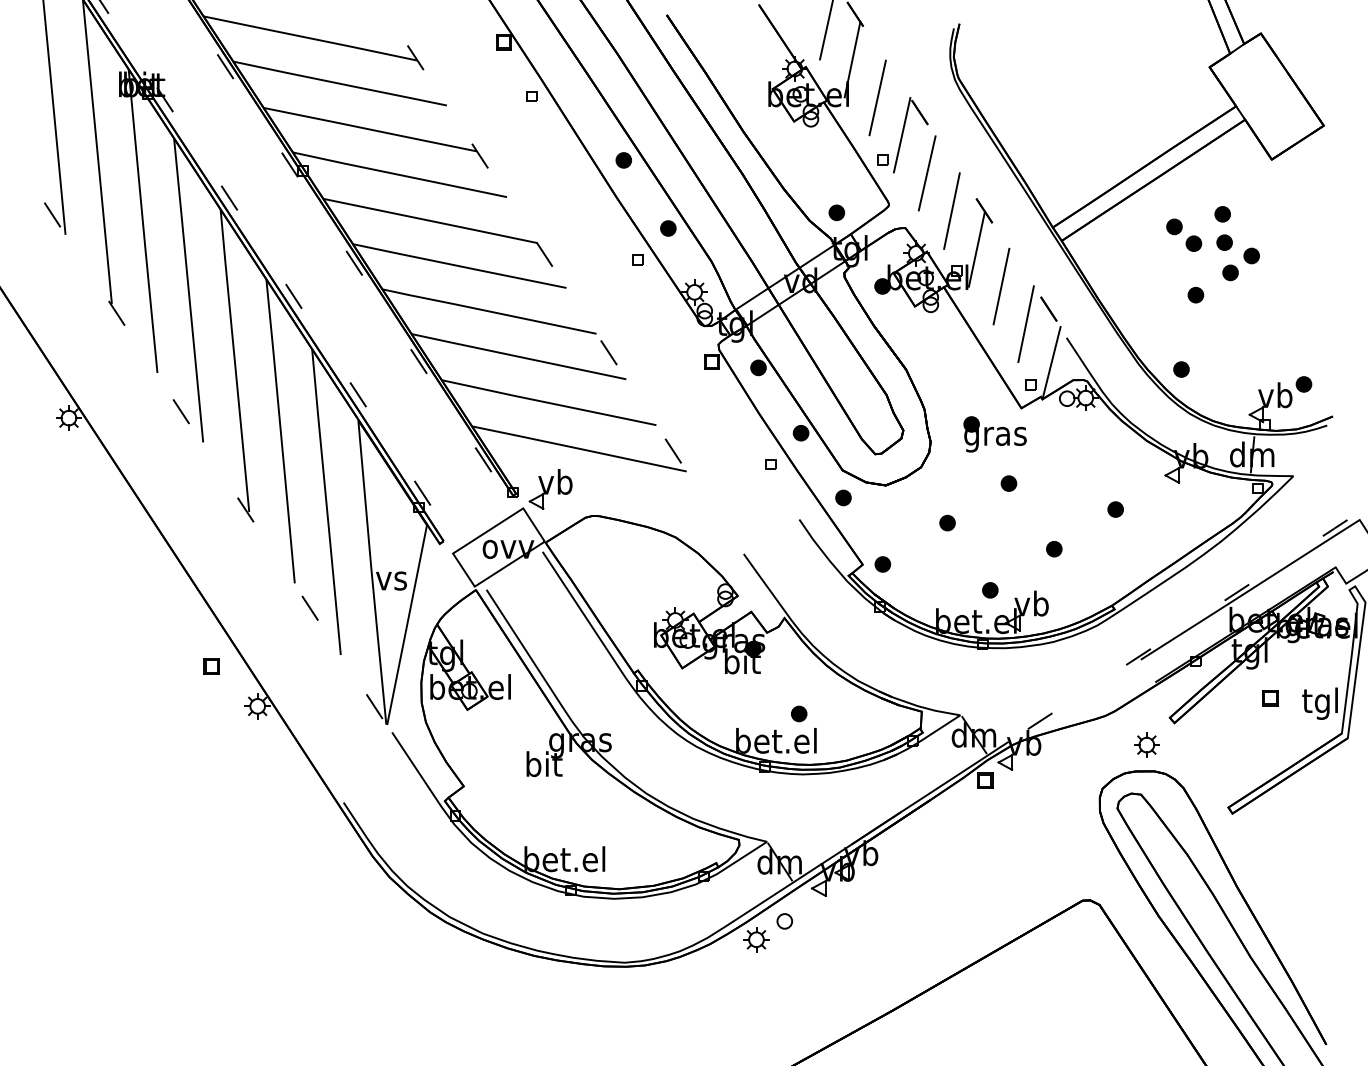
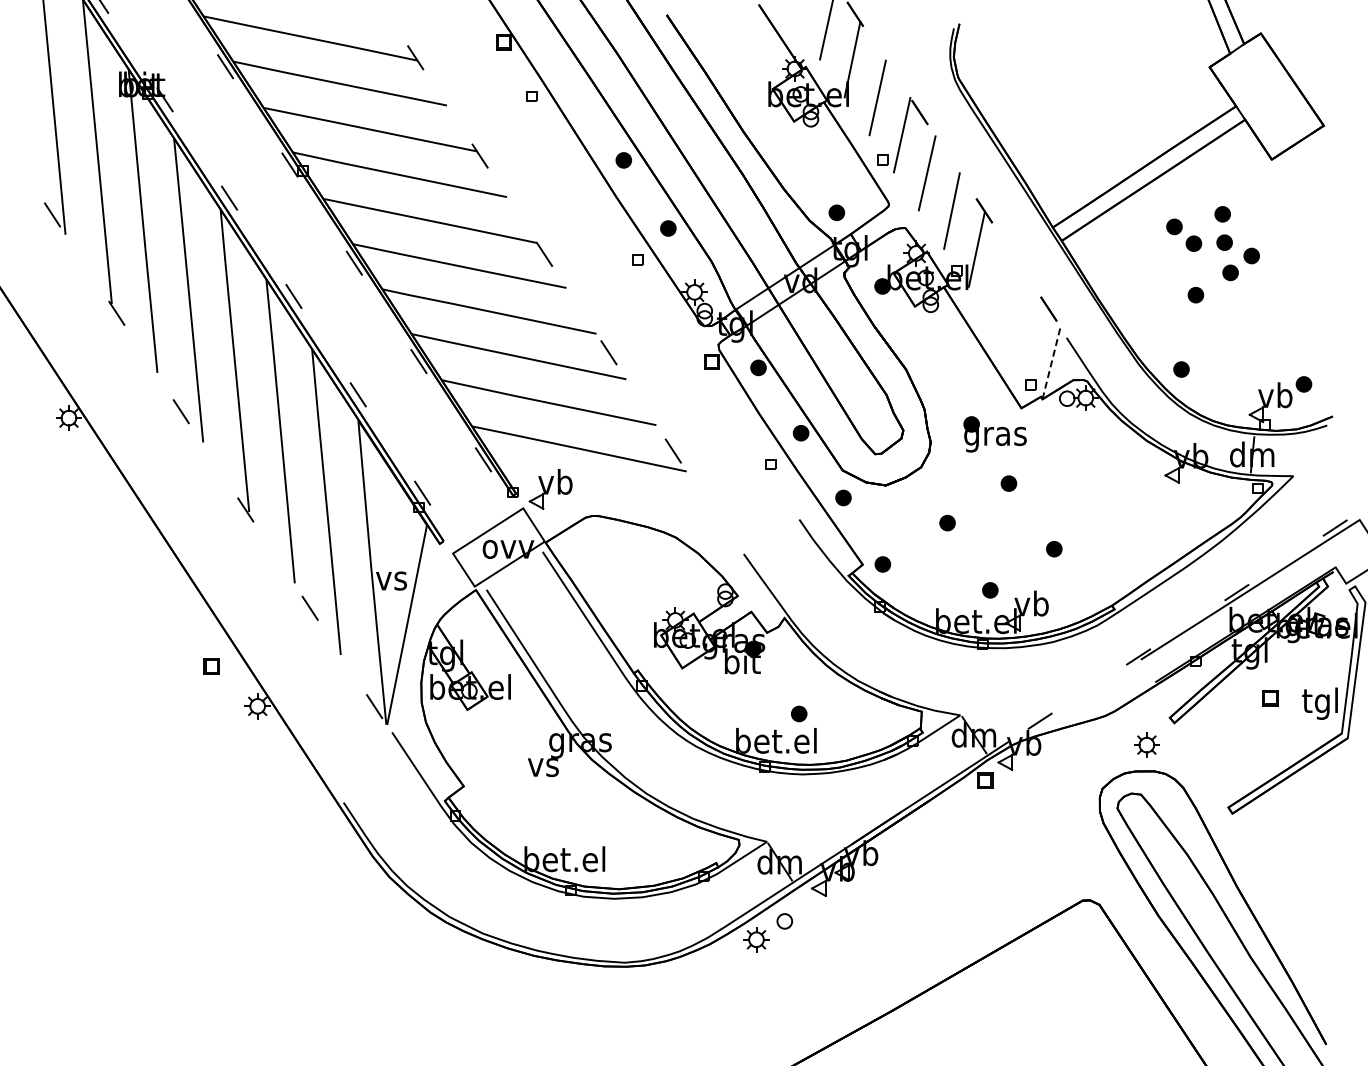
line: present -> none (1001, 286)
line: present -> none (1025, 324)
line: solid -> dashed (1051, 362)
part: present -> none (1115, 509)
text: bit -> vs (544, 764)
